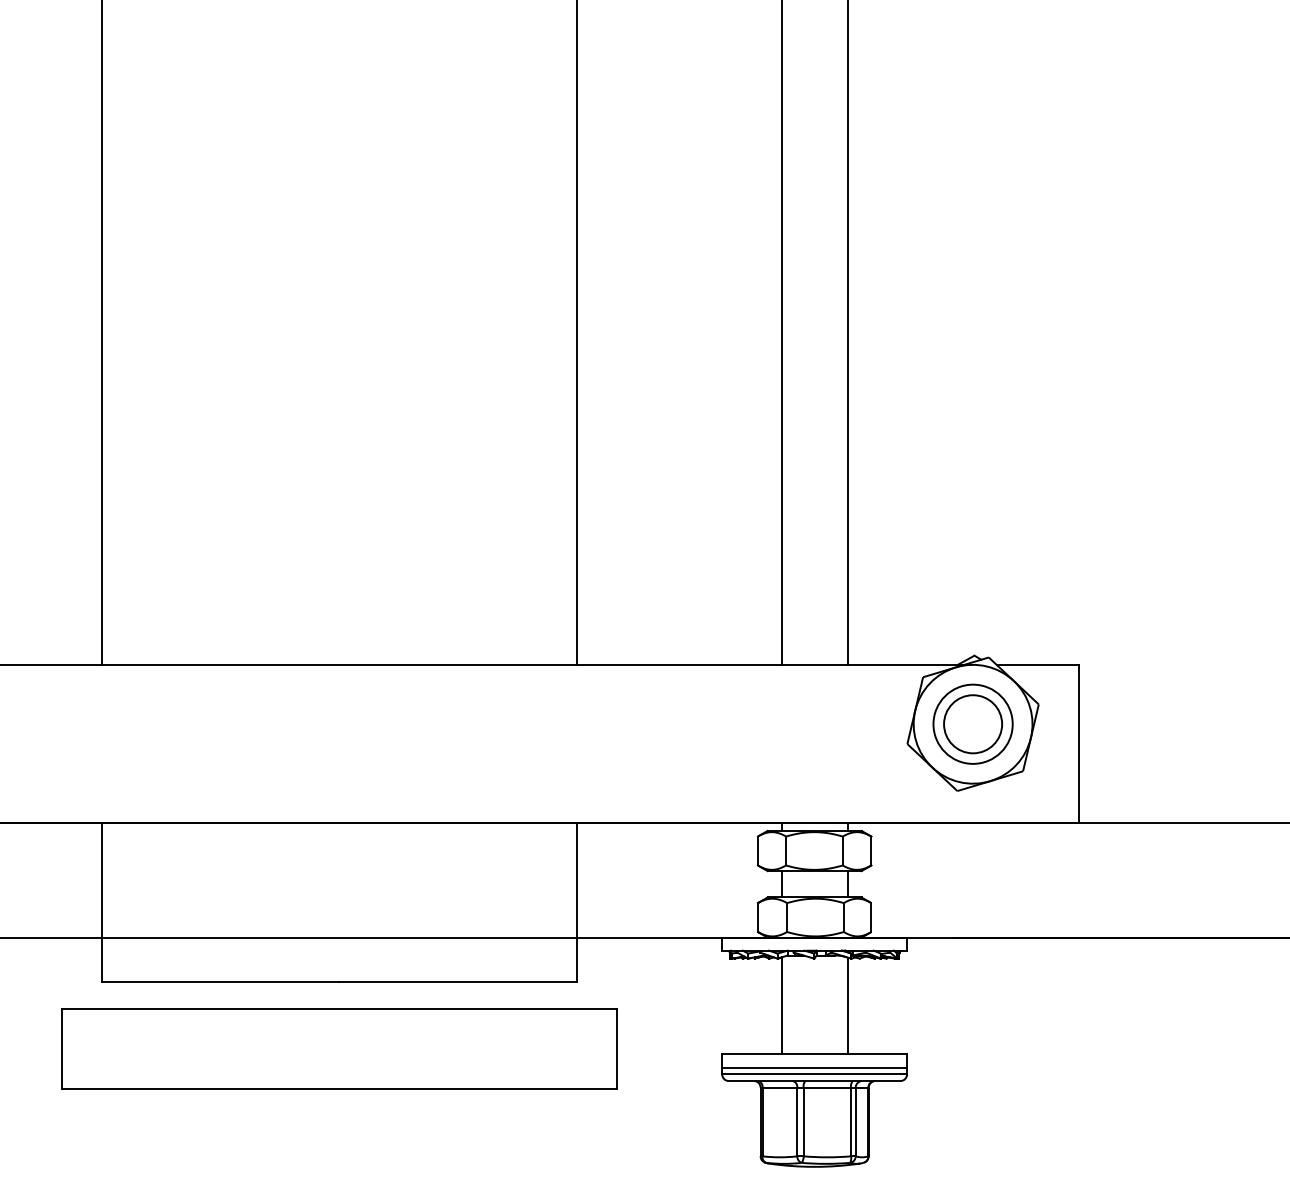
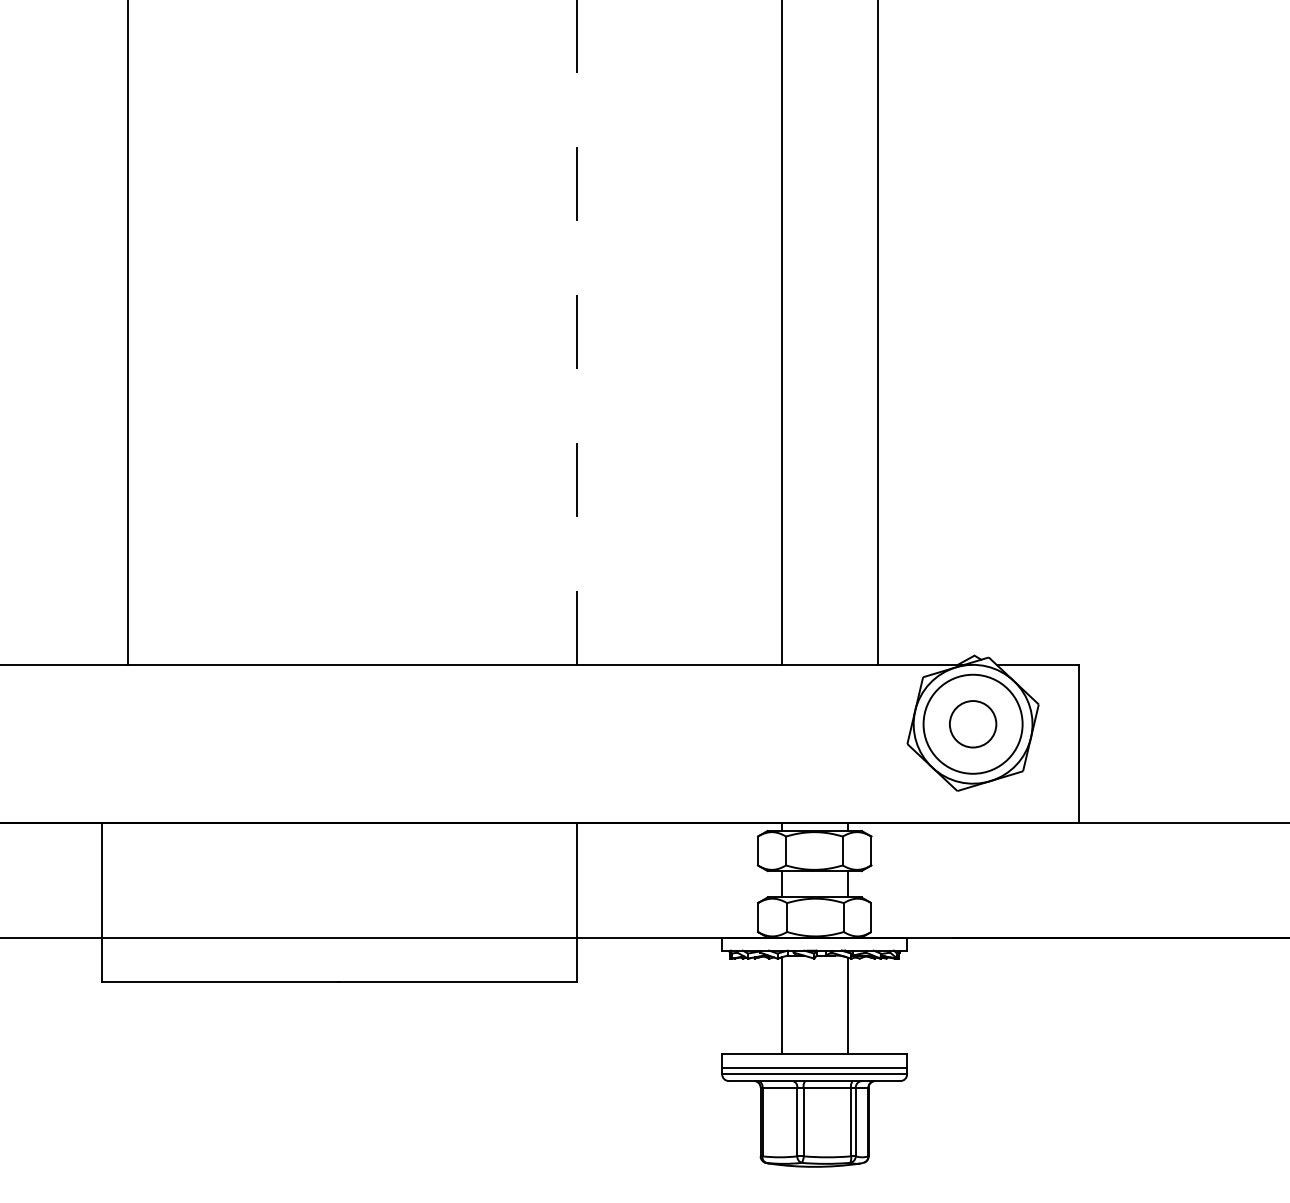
line: solid -> dashed (576, 332)
line position: (101, 333) -> (127, 333) (127, 333)
line position: (847, 333) -> (877, 333) (877, 333)
circle diameter: 79 px -> 99 px (972, 723)
circle diameter: 58 px -> 46 px (972, 724)
part: present -> none (339, 1048)
